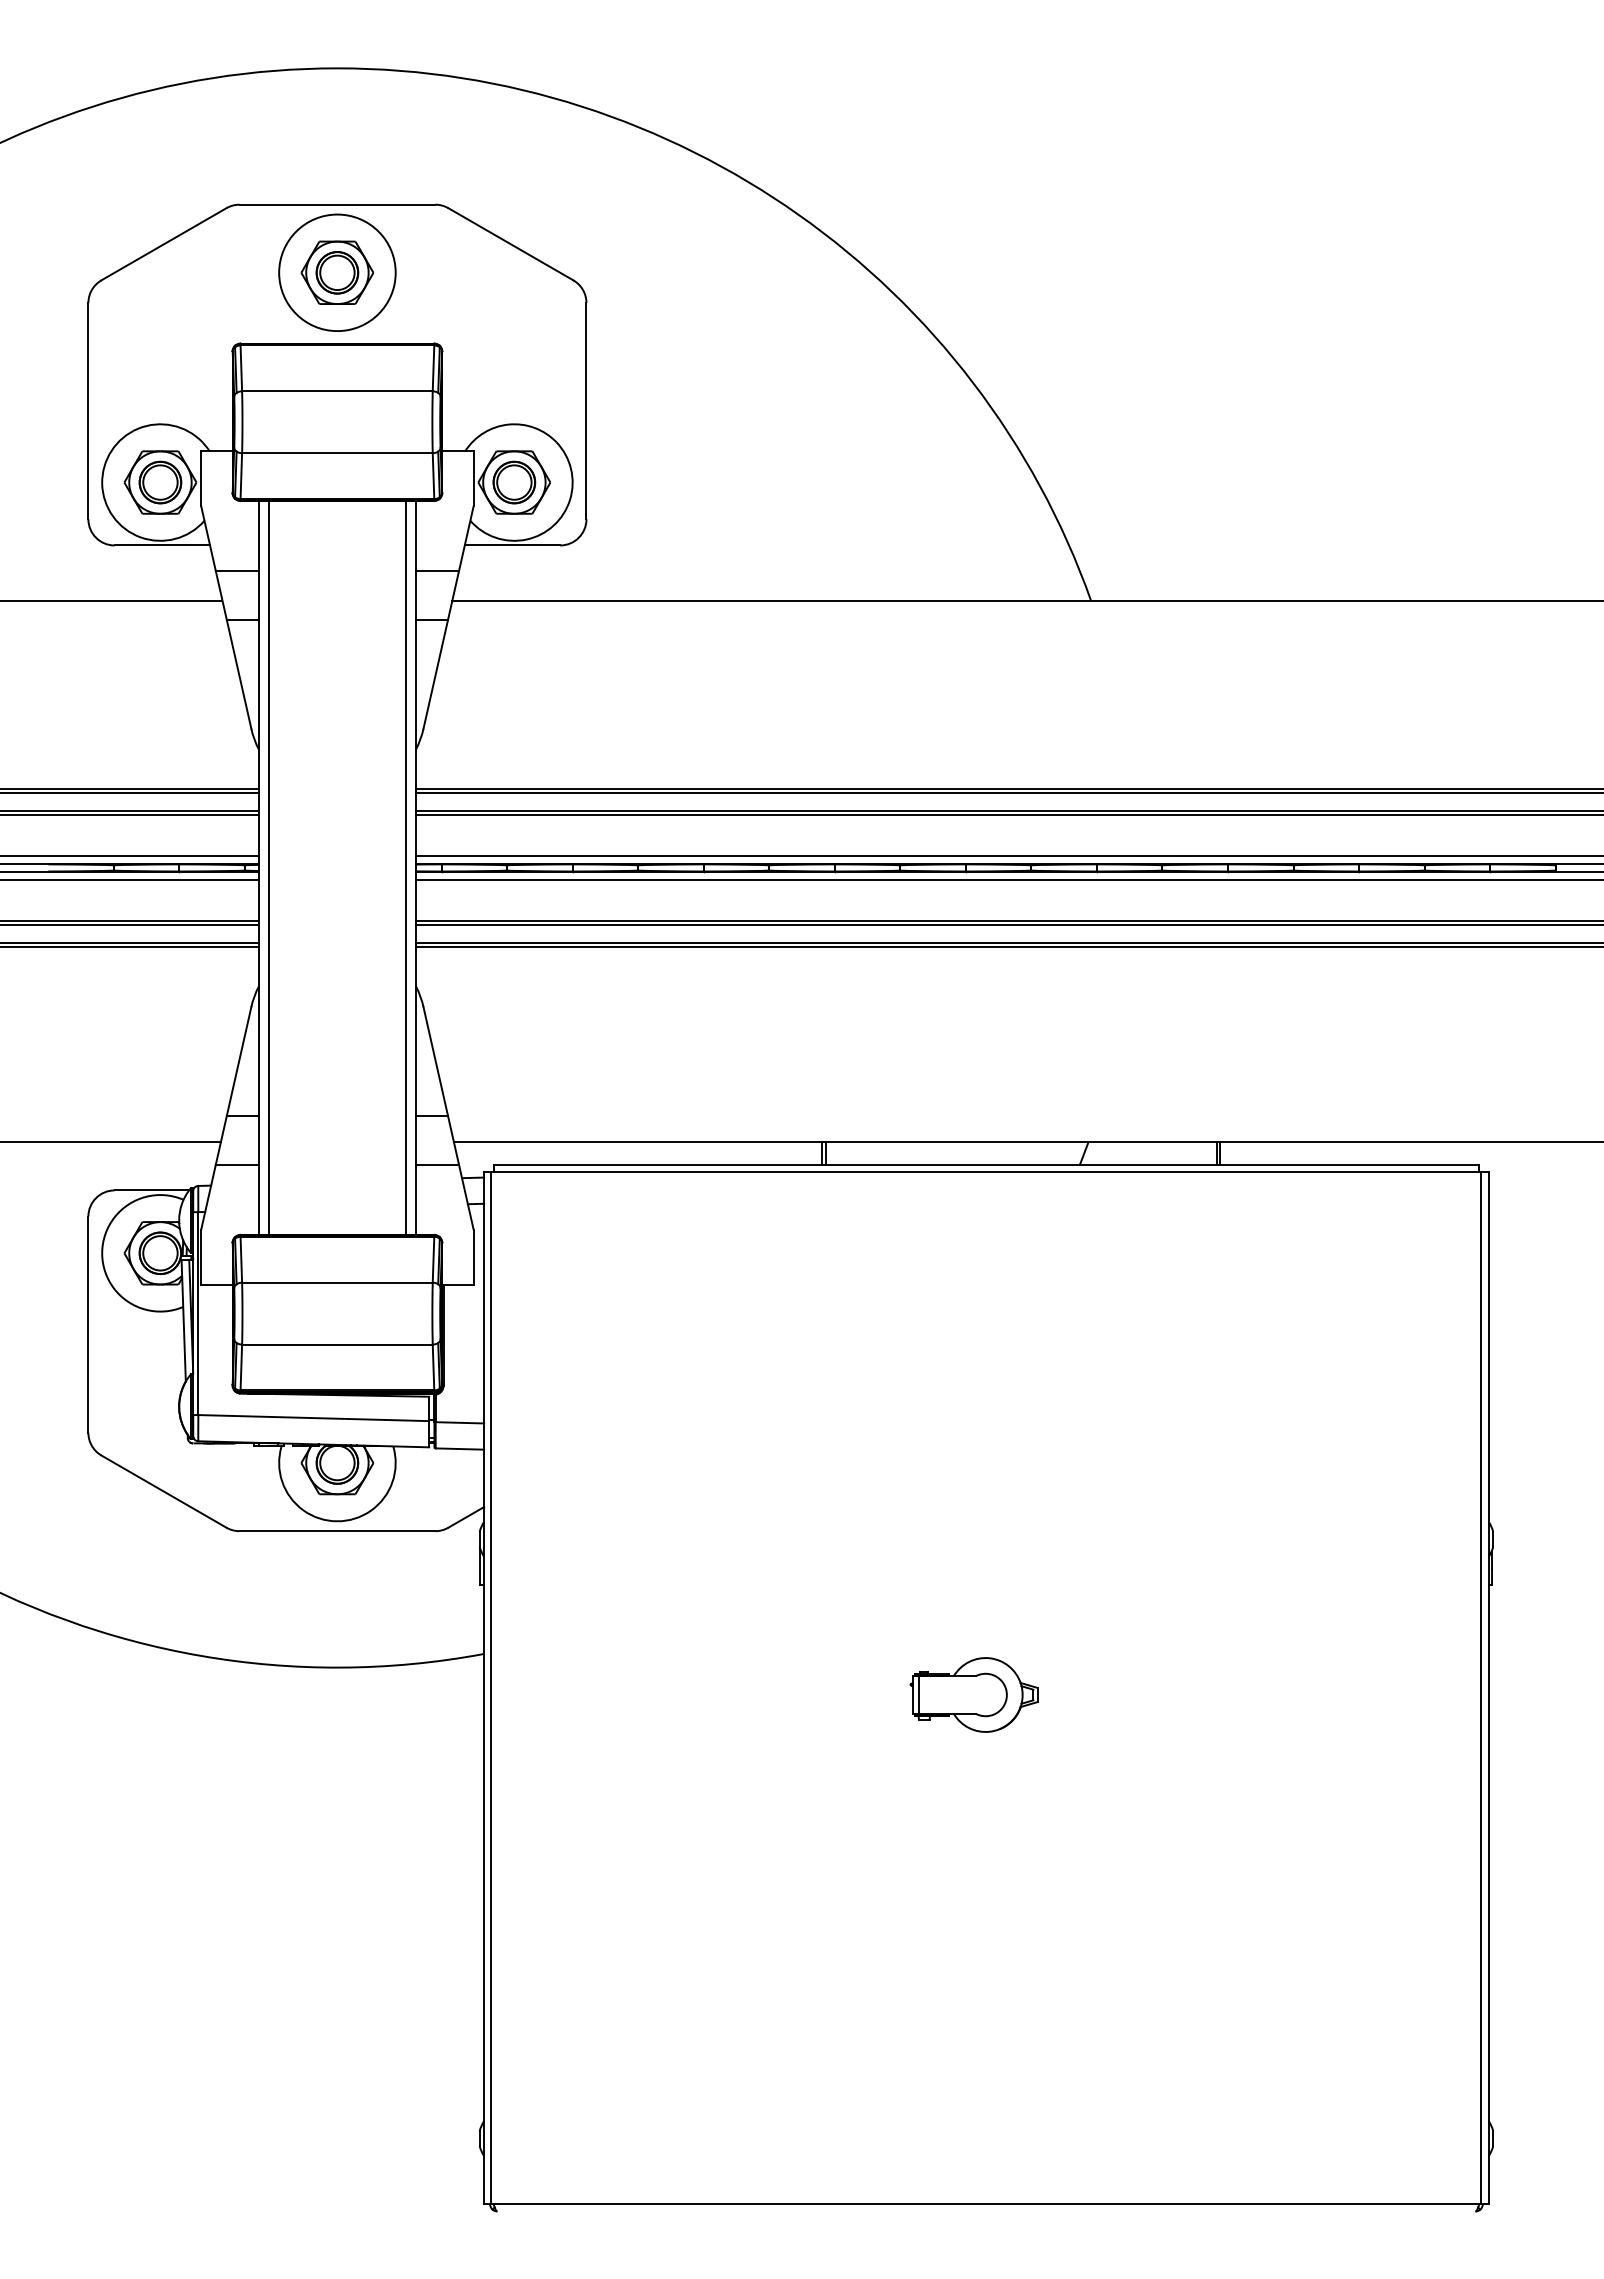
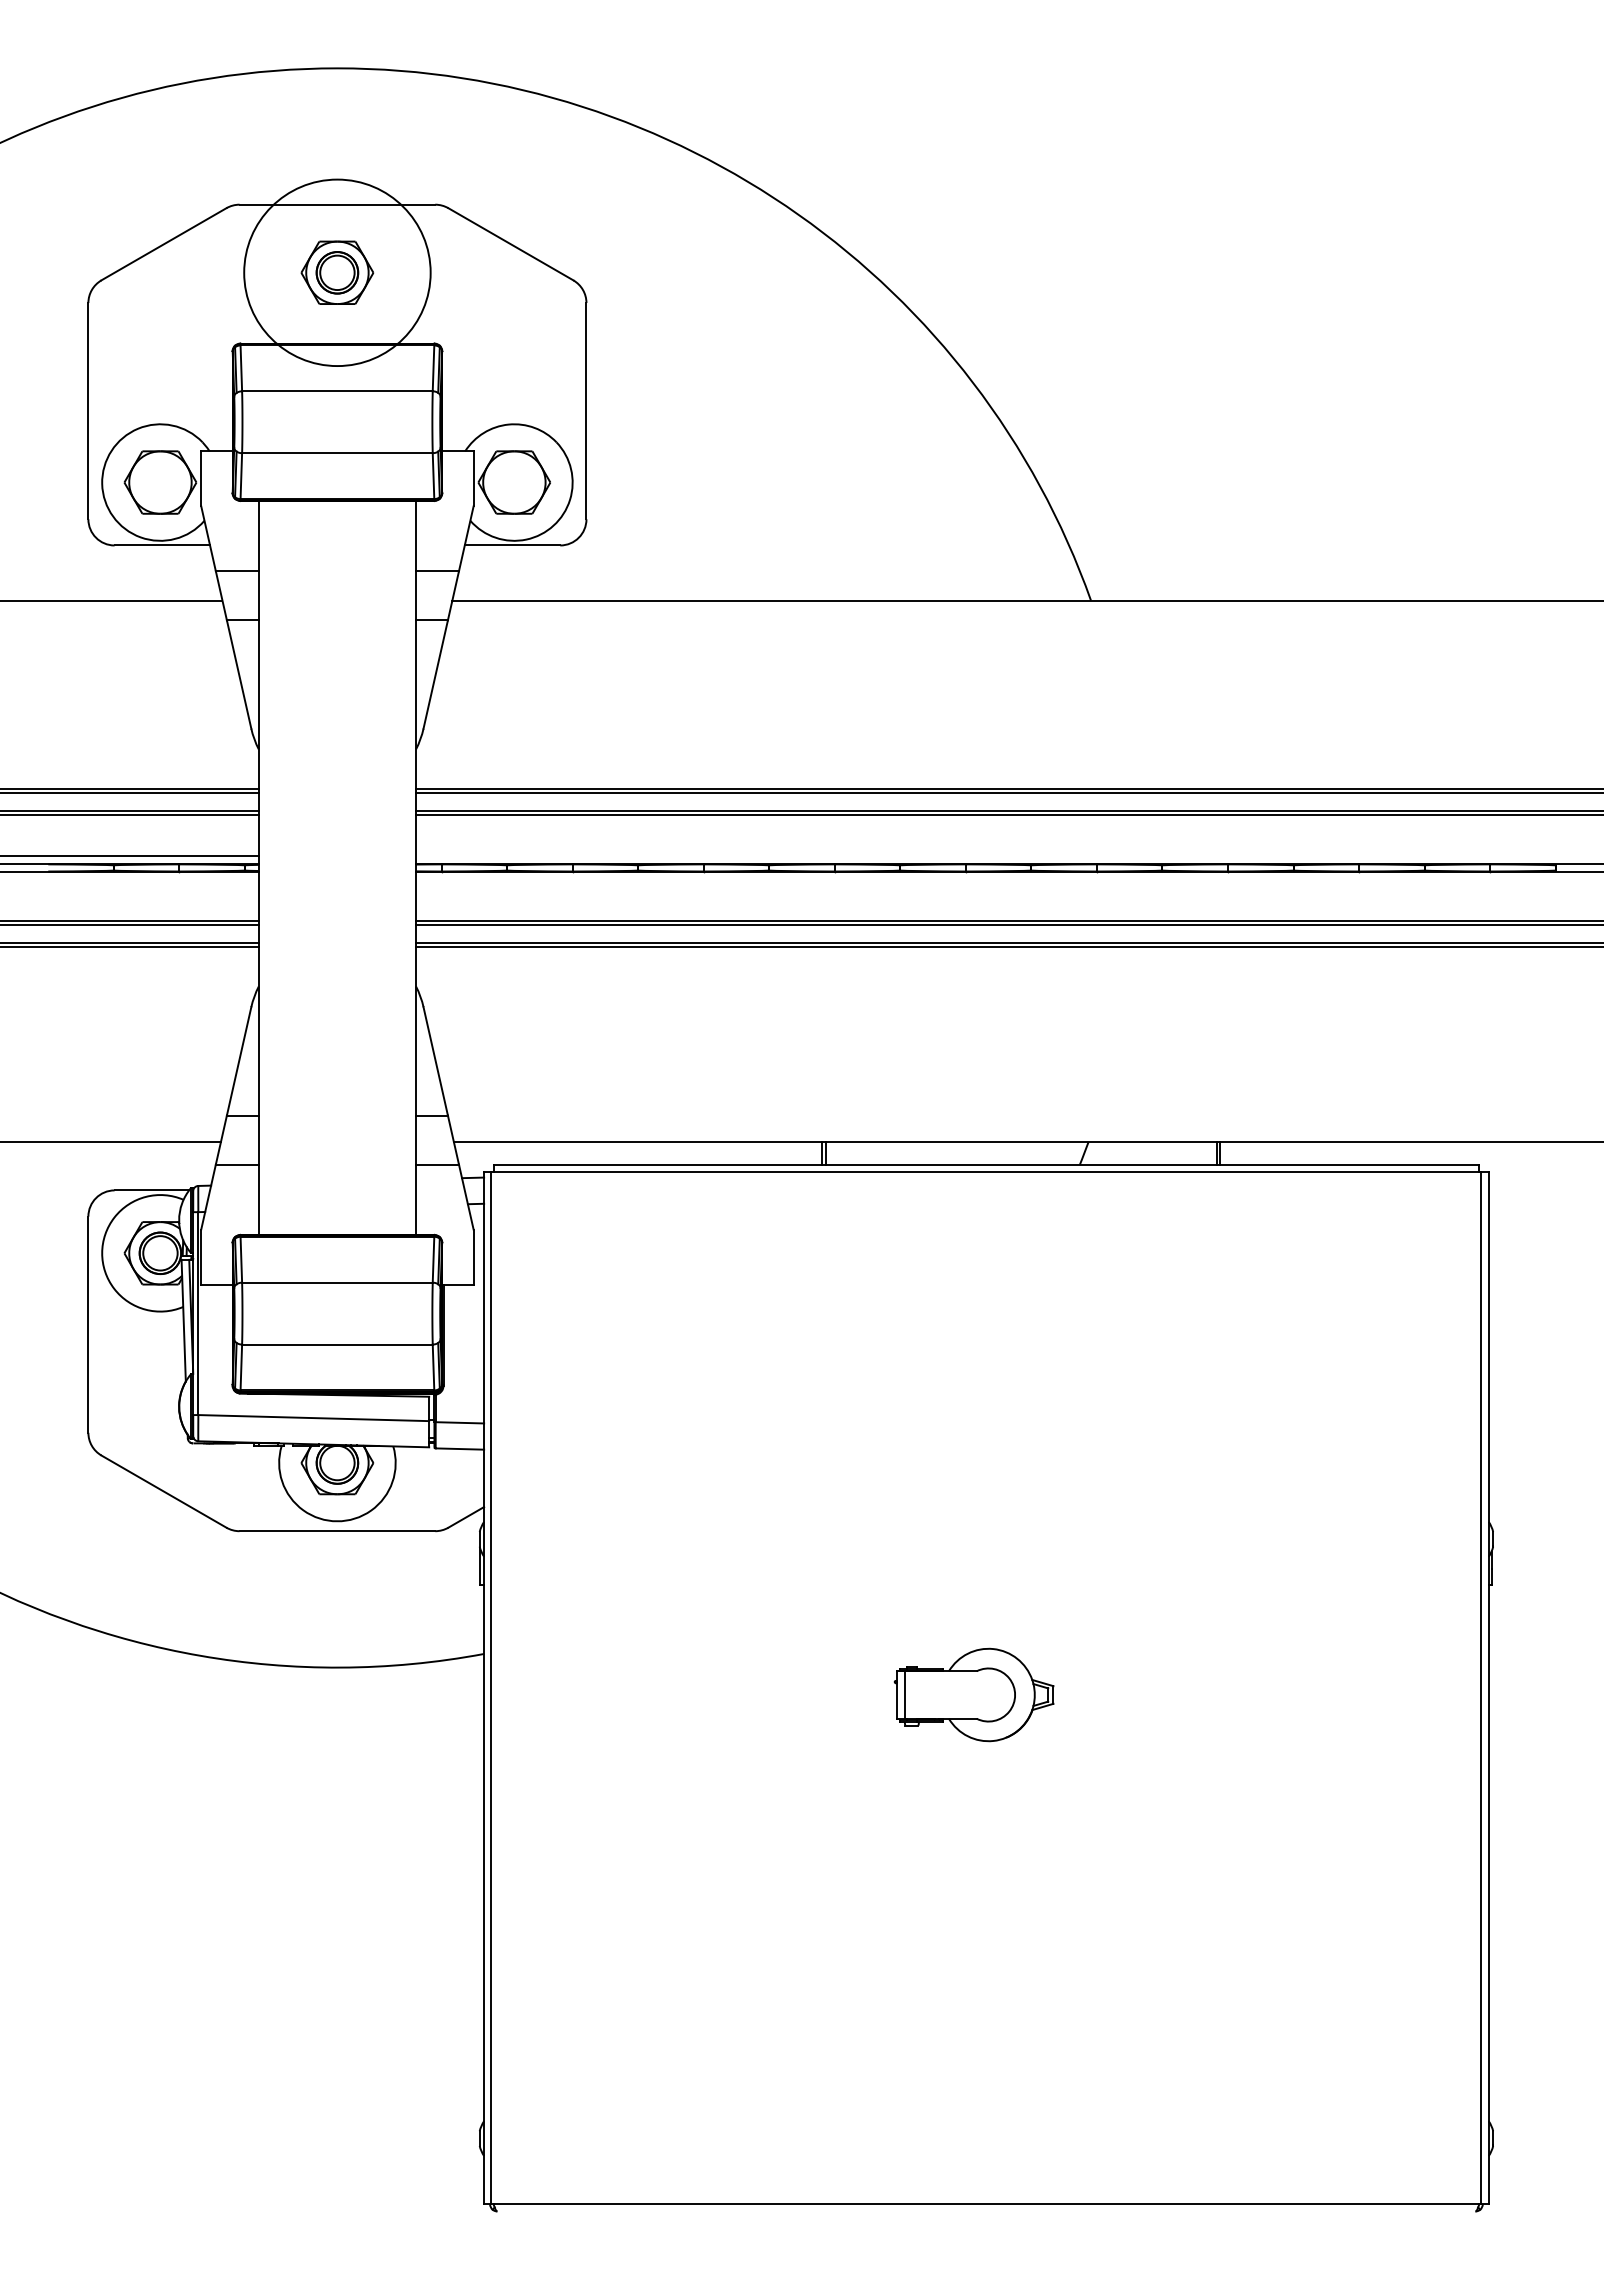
circle diameter: 117 px -> 186 px (337, 272)
part: present -> none (160, 482)
part: present -> none (514, 482)
line: present -> none (1008, 856)
line: present -> none (269, 867)
line: present -> none (405, 867)
line: present -> none (130, 879)
line: present -> none (1008, 879)
part size: 130x76 px -> 162x96 px (973, 1694)
